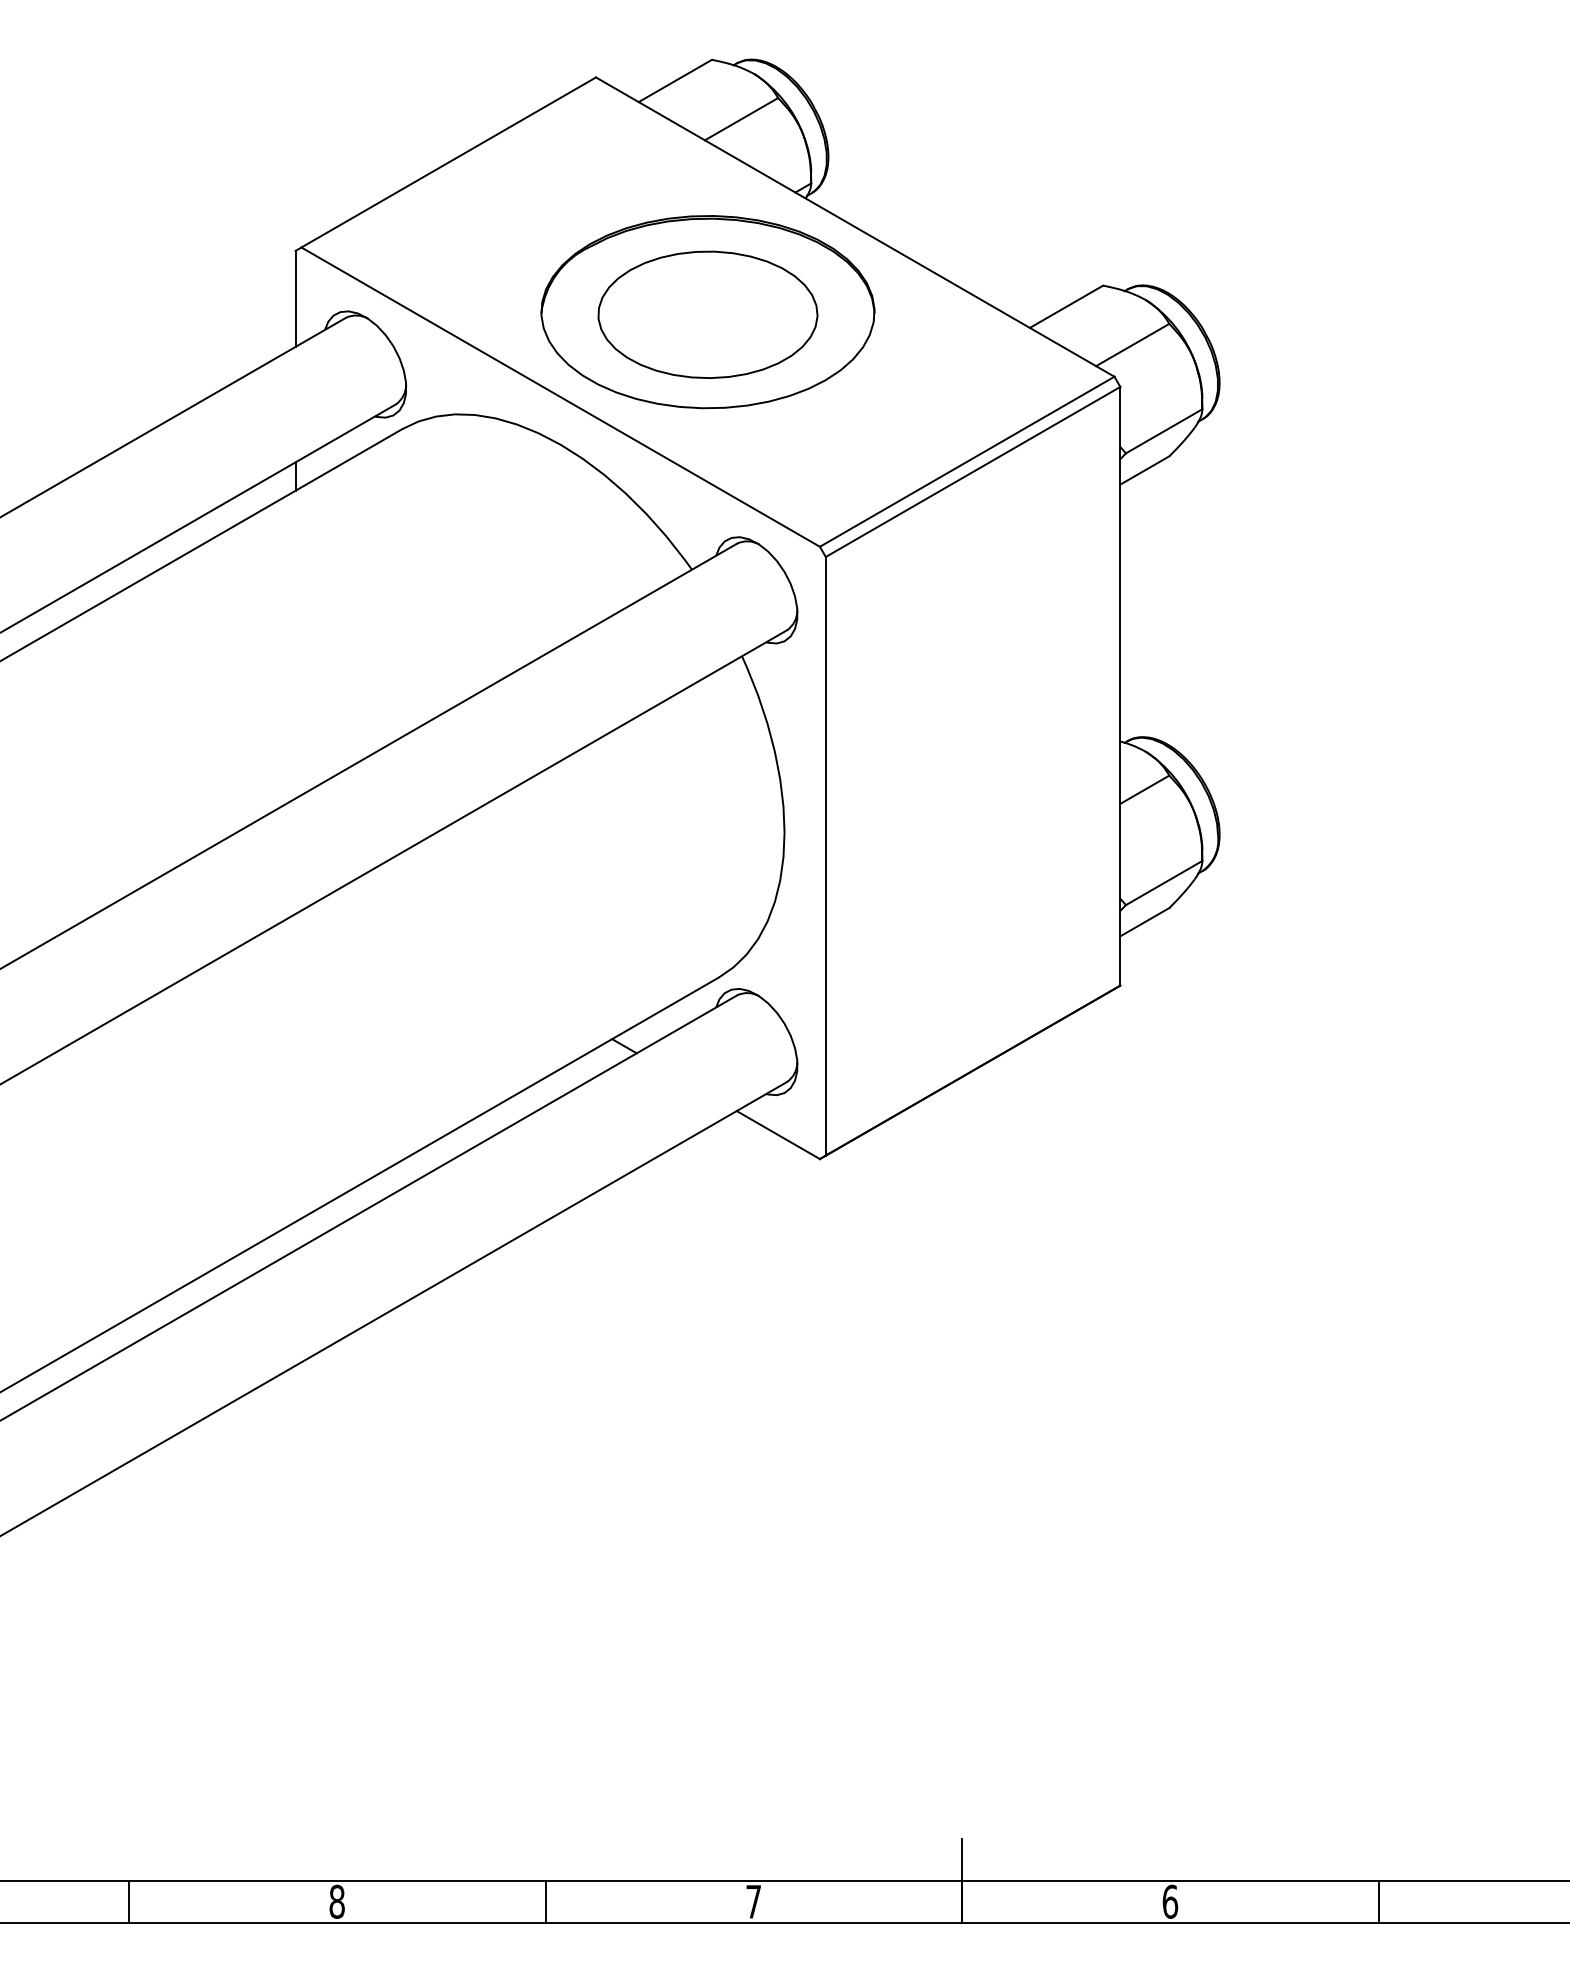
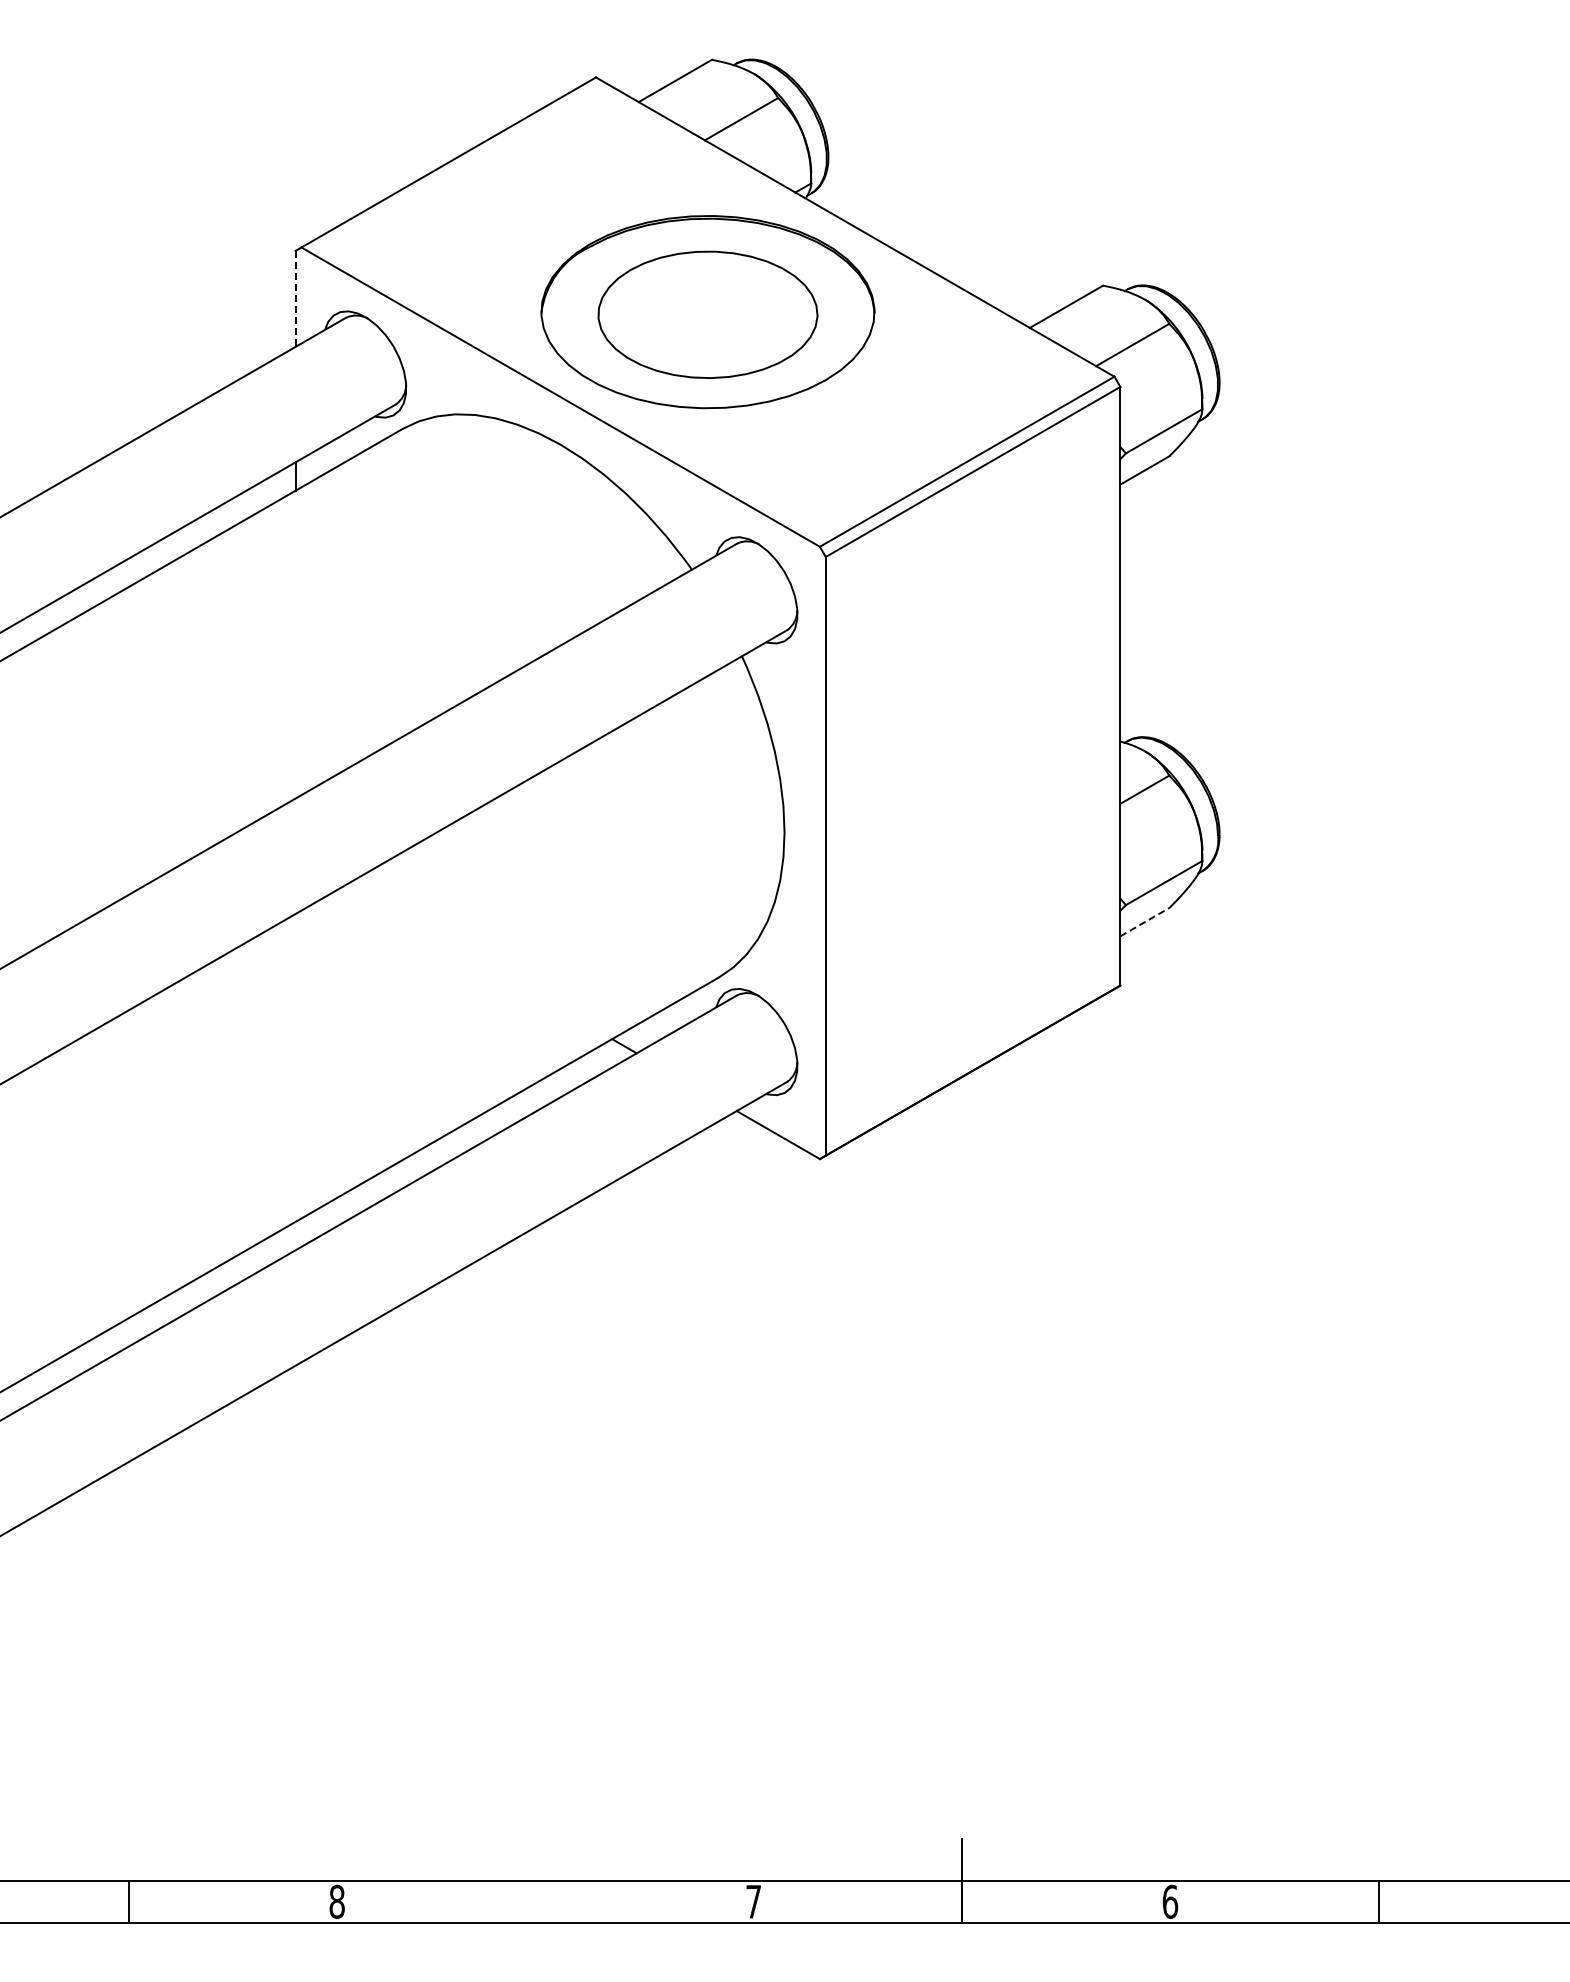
line: solid -> dashed (295, 299)
line: solid -> dashed (1145, 921)
line: present -> none (545, 1901)
